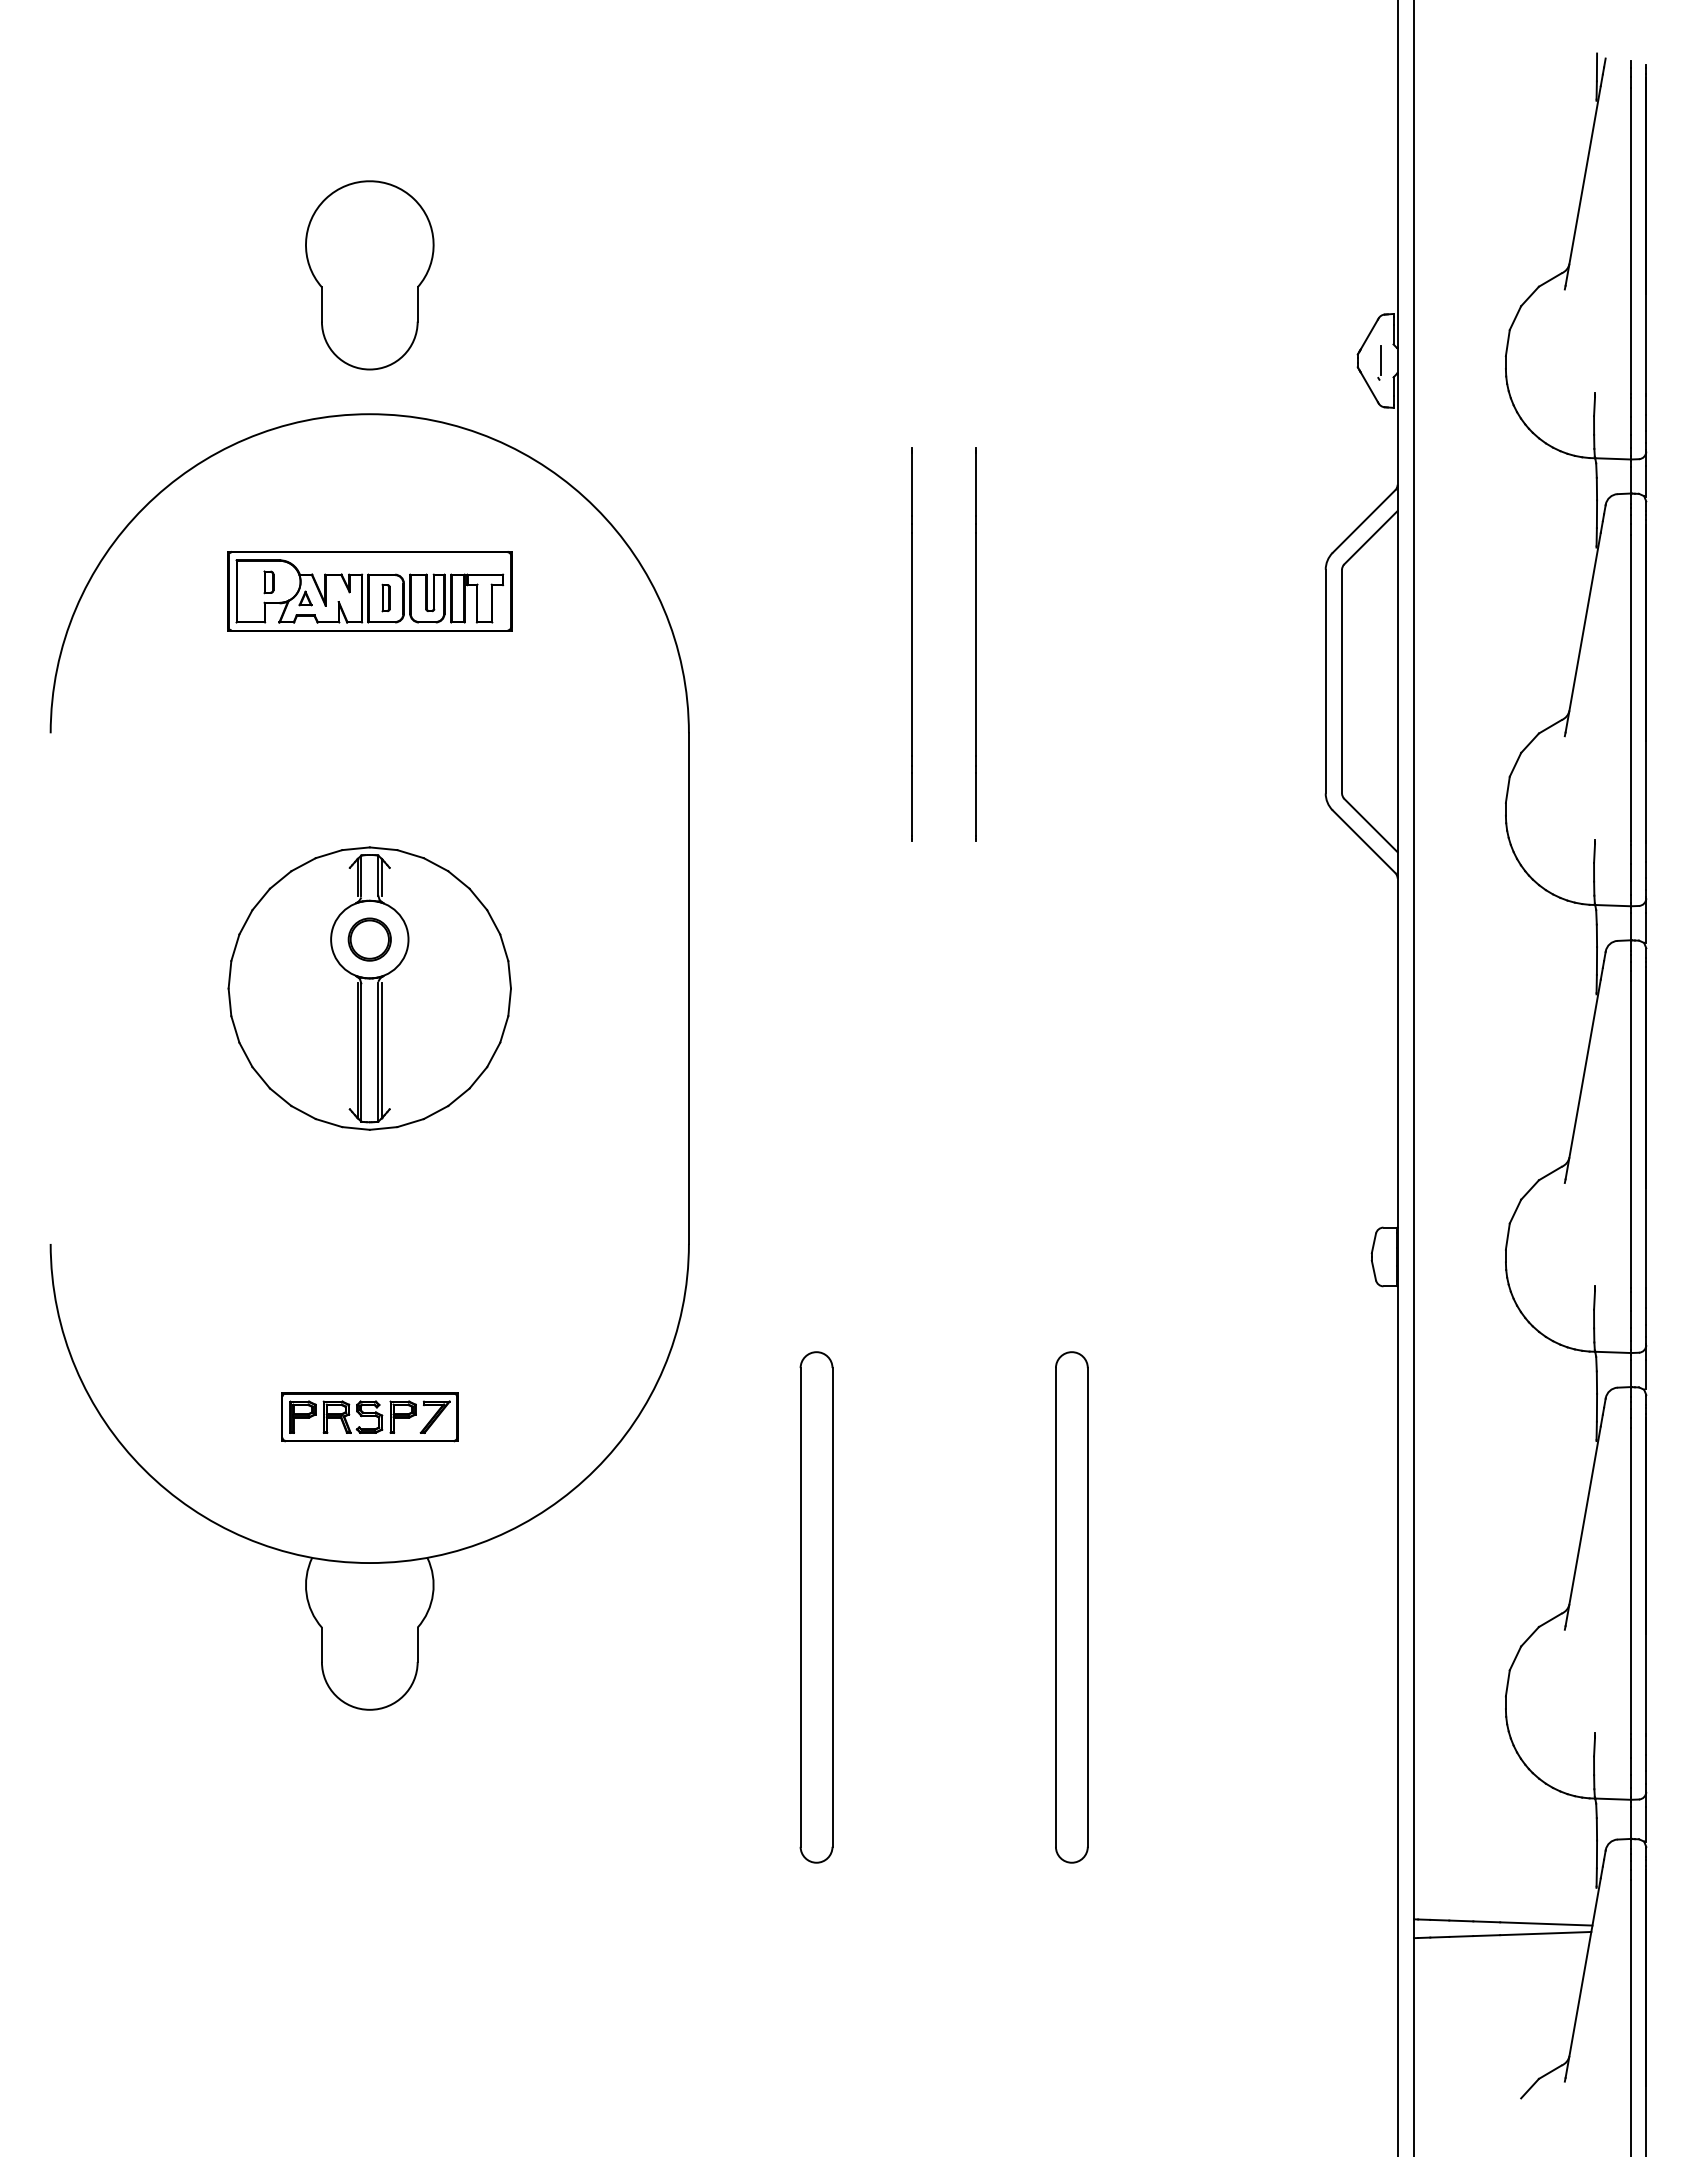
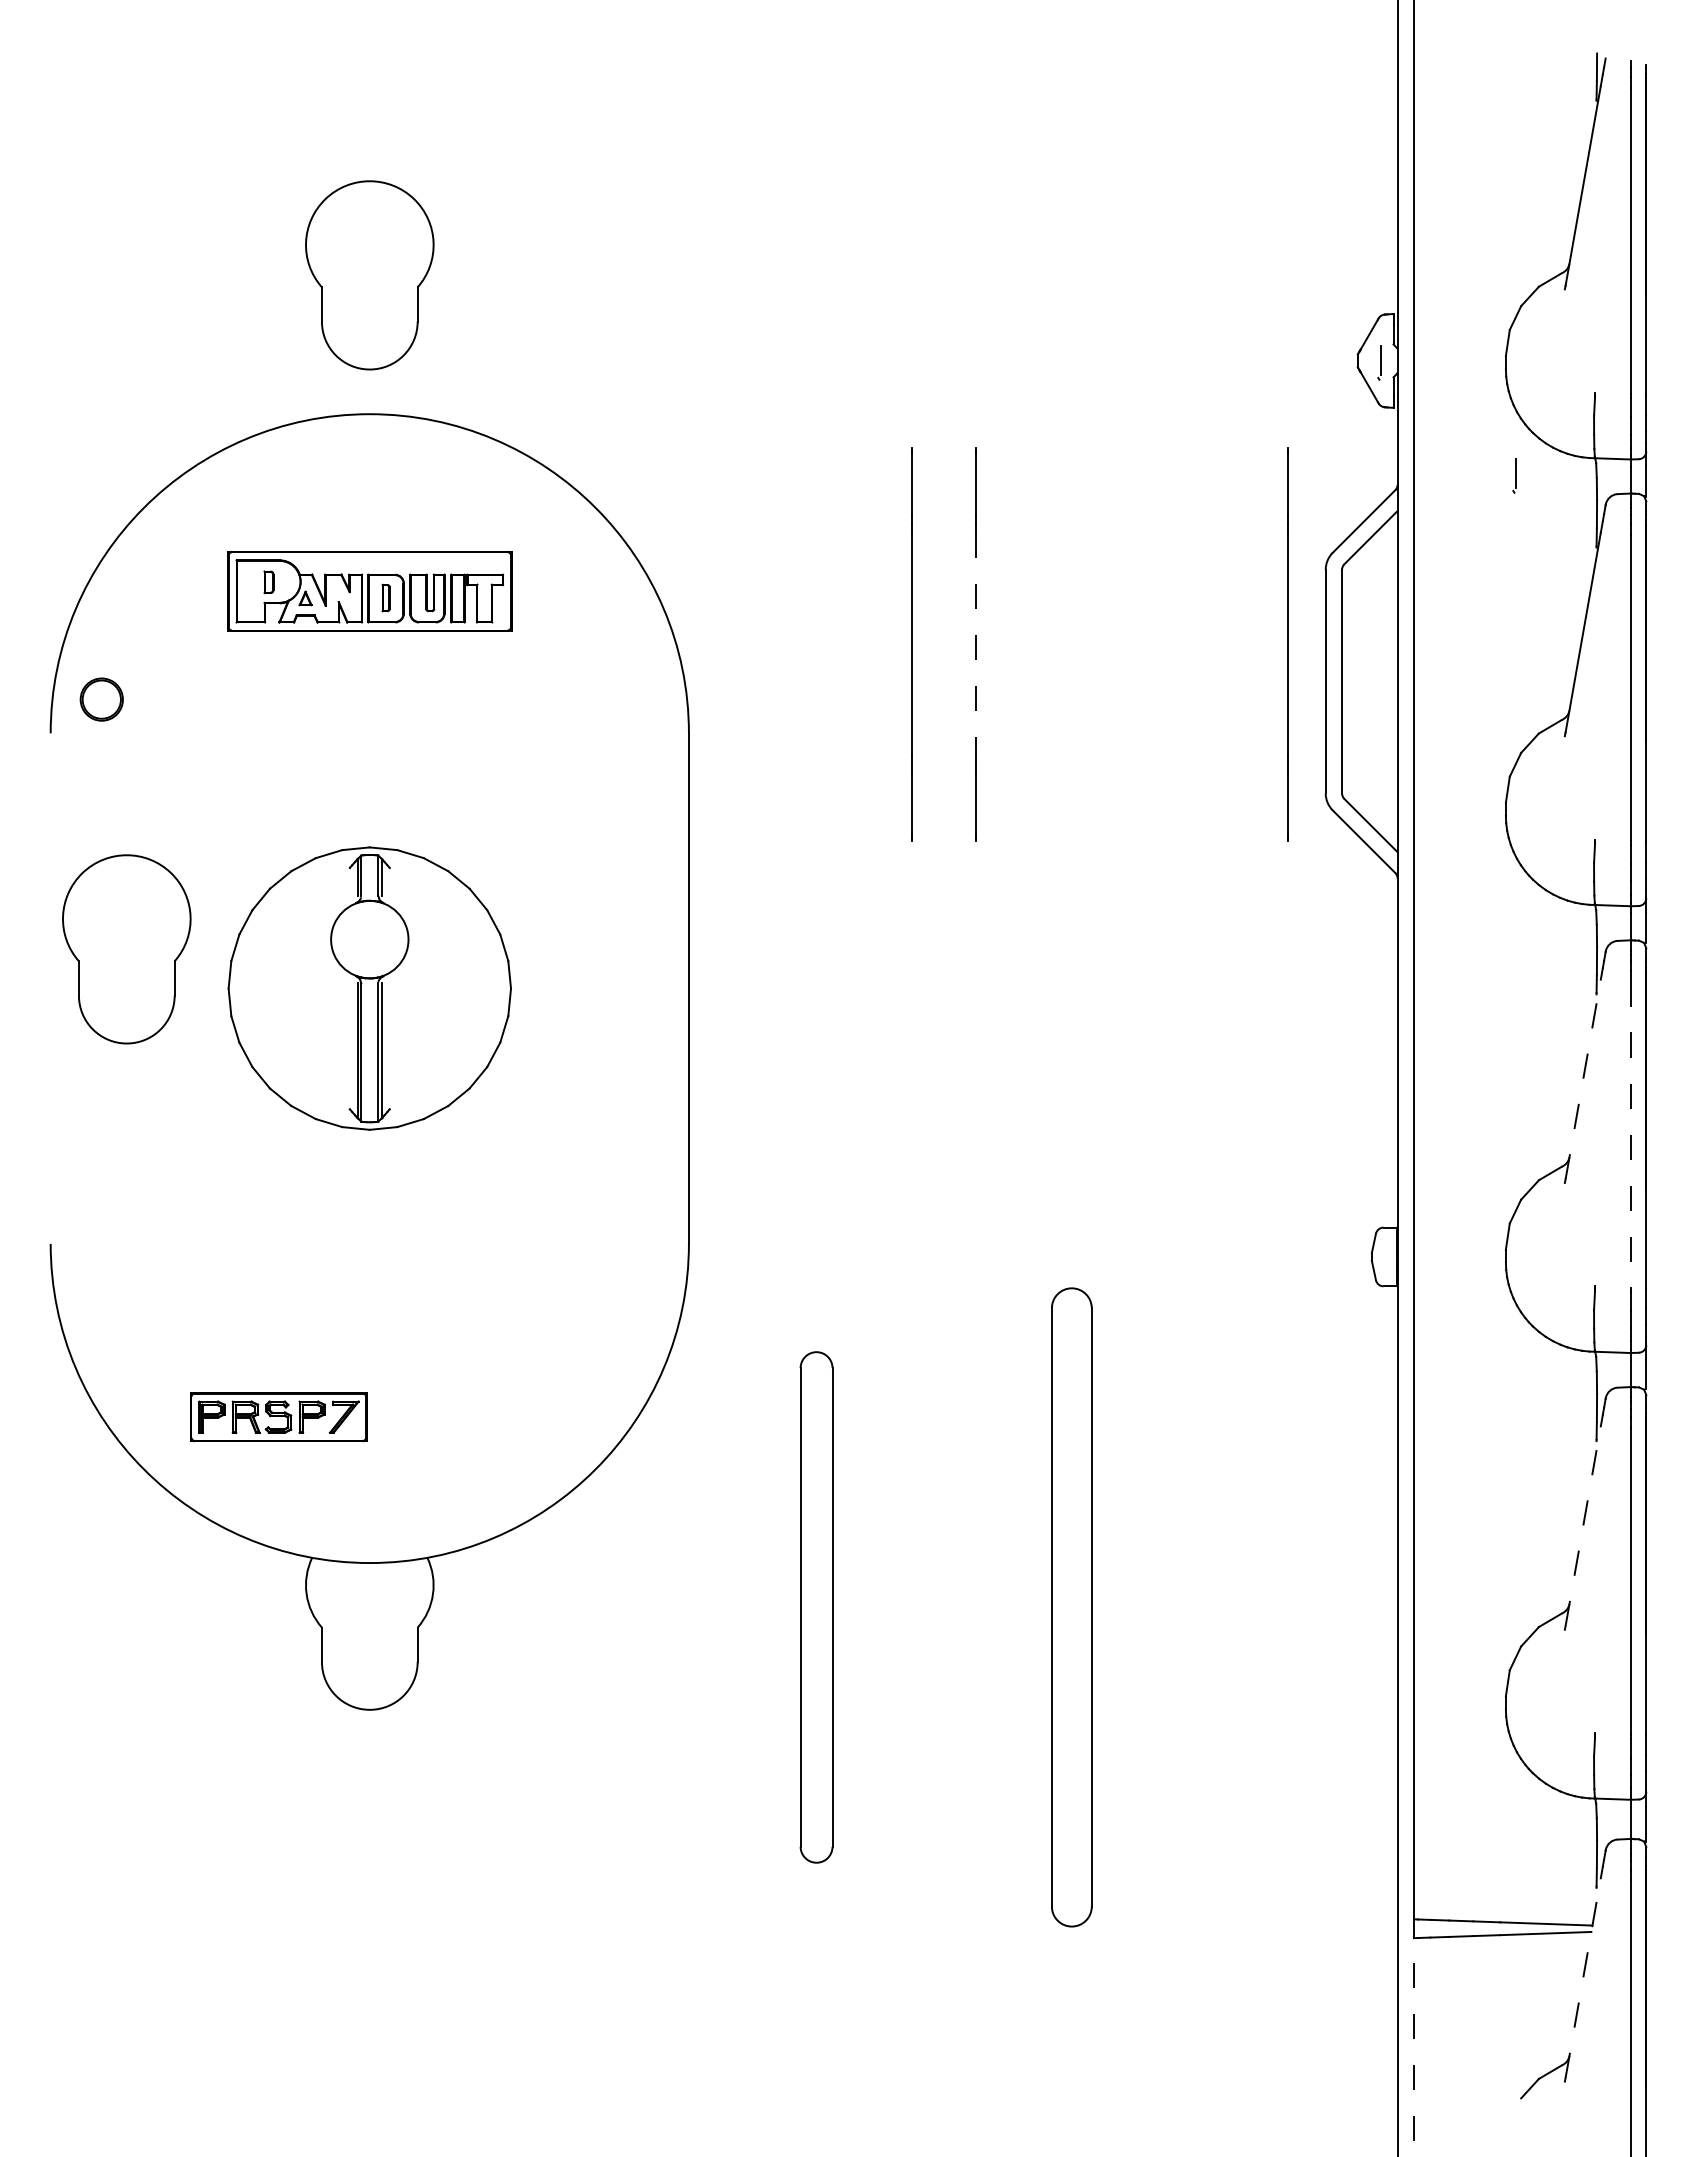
part: none -> present (1514, 475)
line: solid -> dashed (976, 644)
line: none -> present (1287, 644)
part position: (369, 939) -> (101, 699) (101, 699)
part: none -> present (126, 949)
line: solid -> dashed (1583, 1078)
line: solid -> dashed (1630, 1135)
part position: (369, 1417) -> (278, 1417) (278, 1417)
line: solid -> dashed (1583, 1525)
part size: 34x513 px -> 42x641 px (1071, 1607)
line: solid -> dashed (1583, 1977)
line: solid -> dashed (1413, 2047)
